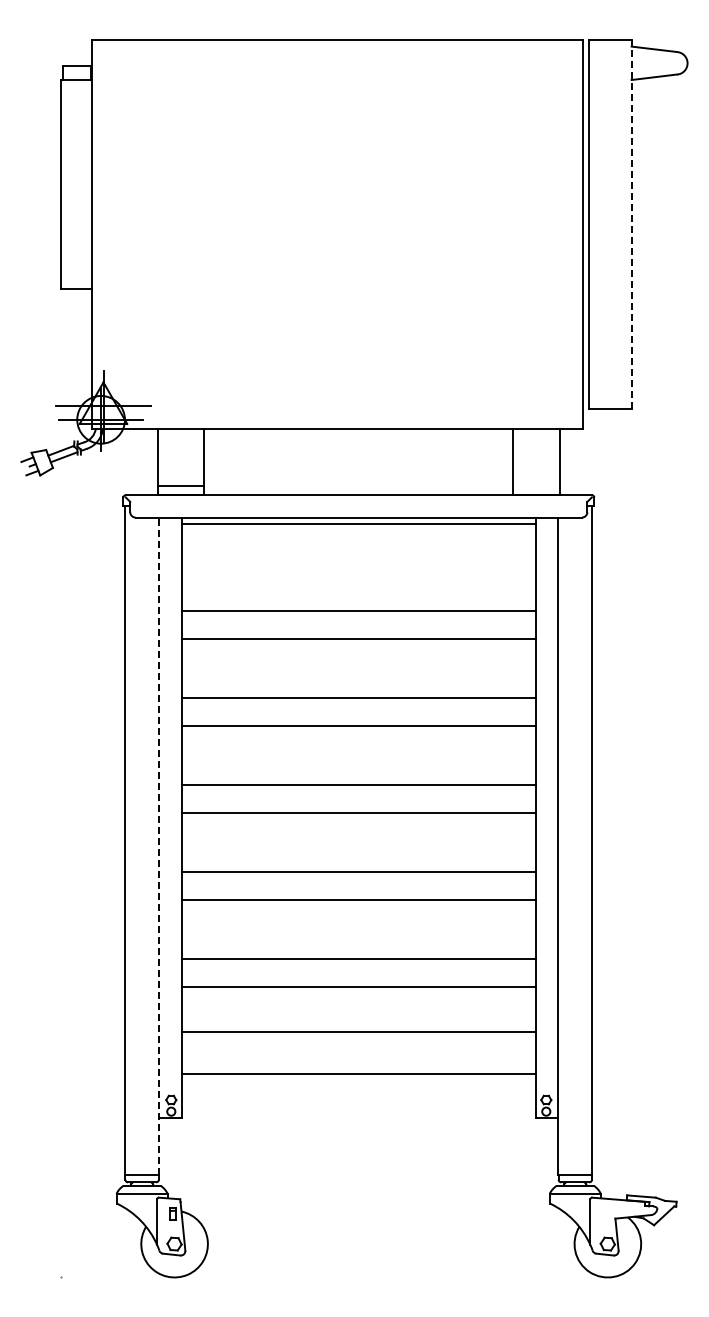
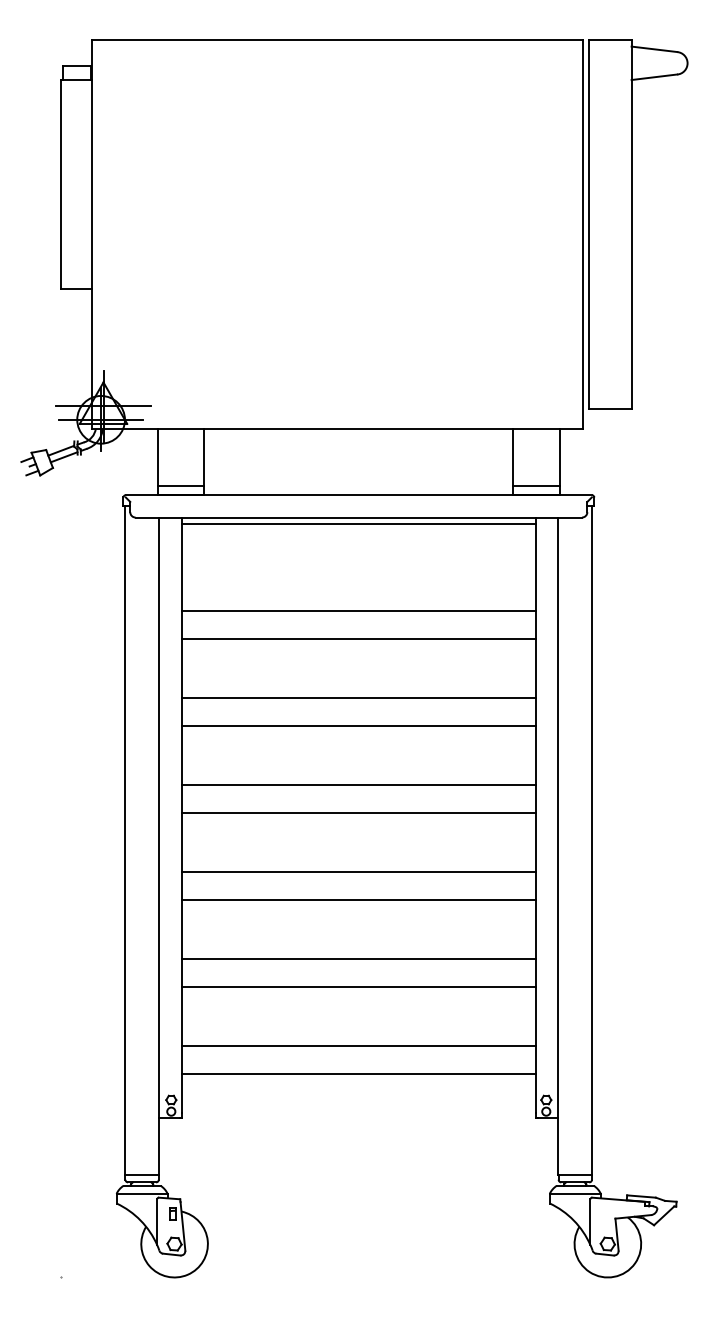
line: dashed -> solid (631, 224)
line: none -> present (536, 486)
line: dashed -> solid (159, 846)
line position: (358, 1032) -> (358, 1046) (358, 1046)
